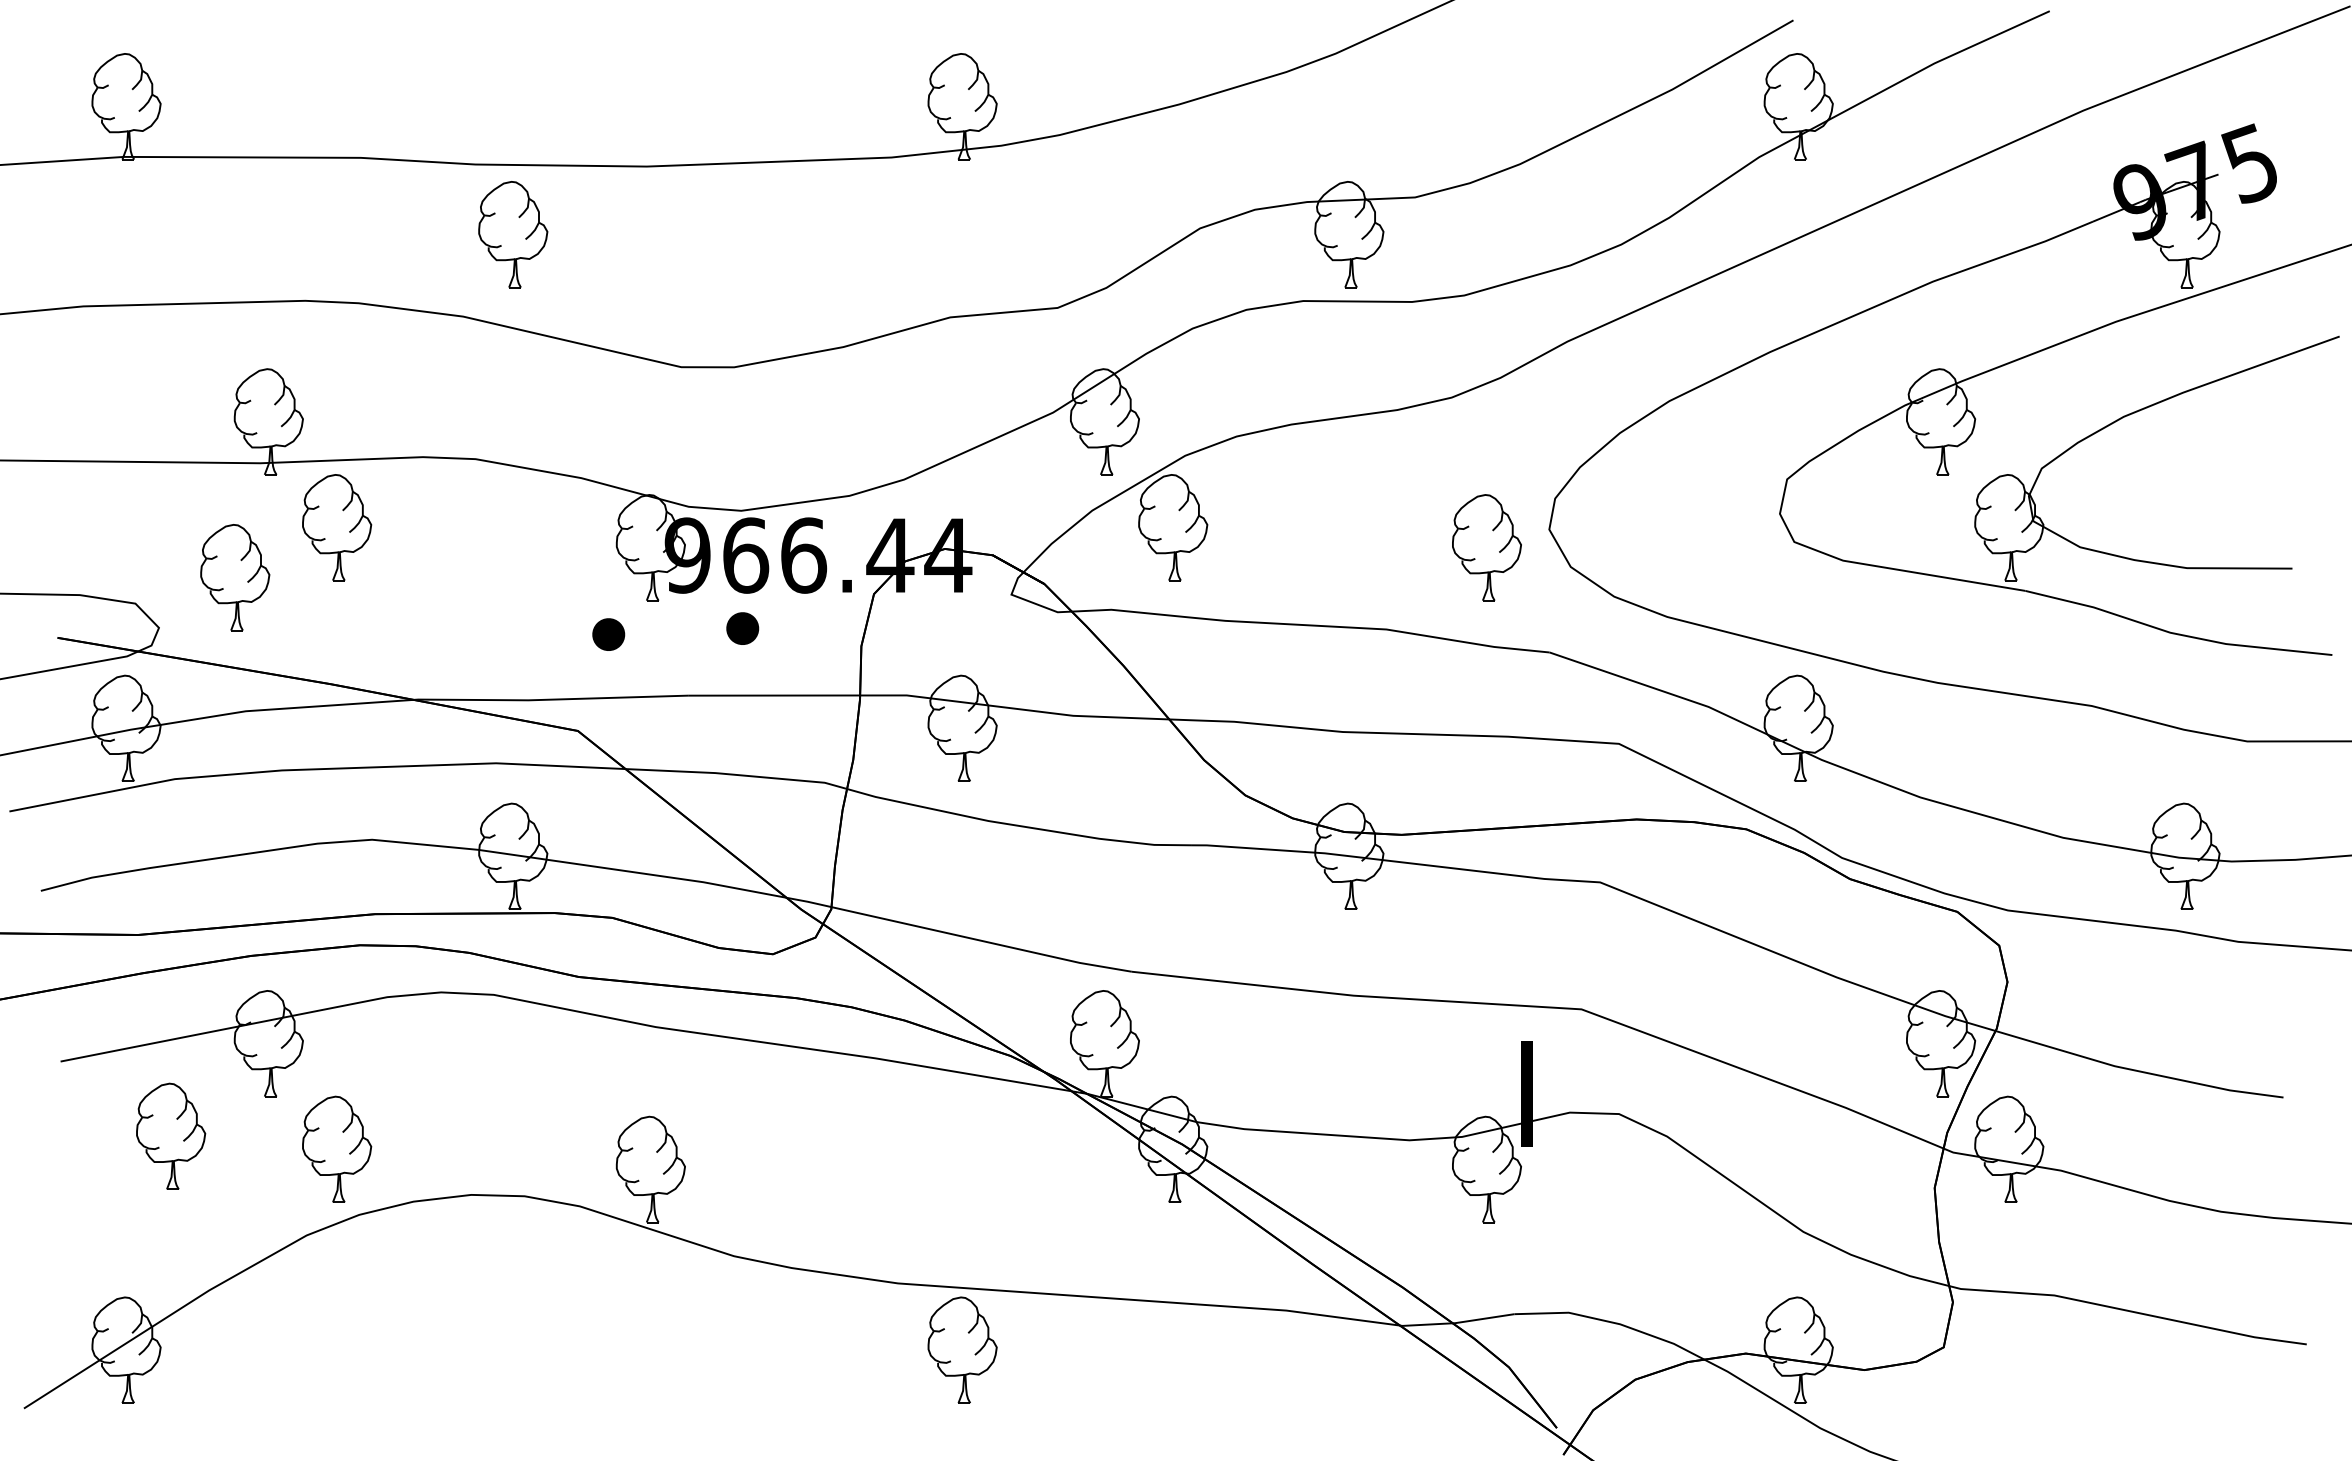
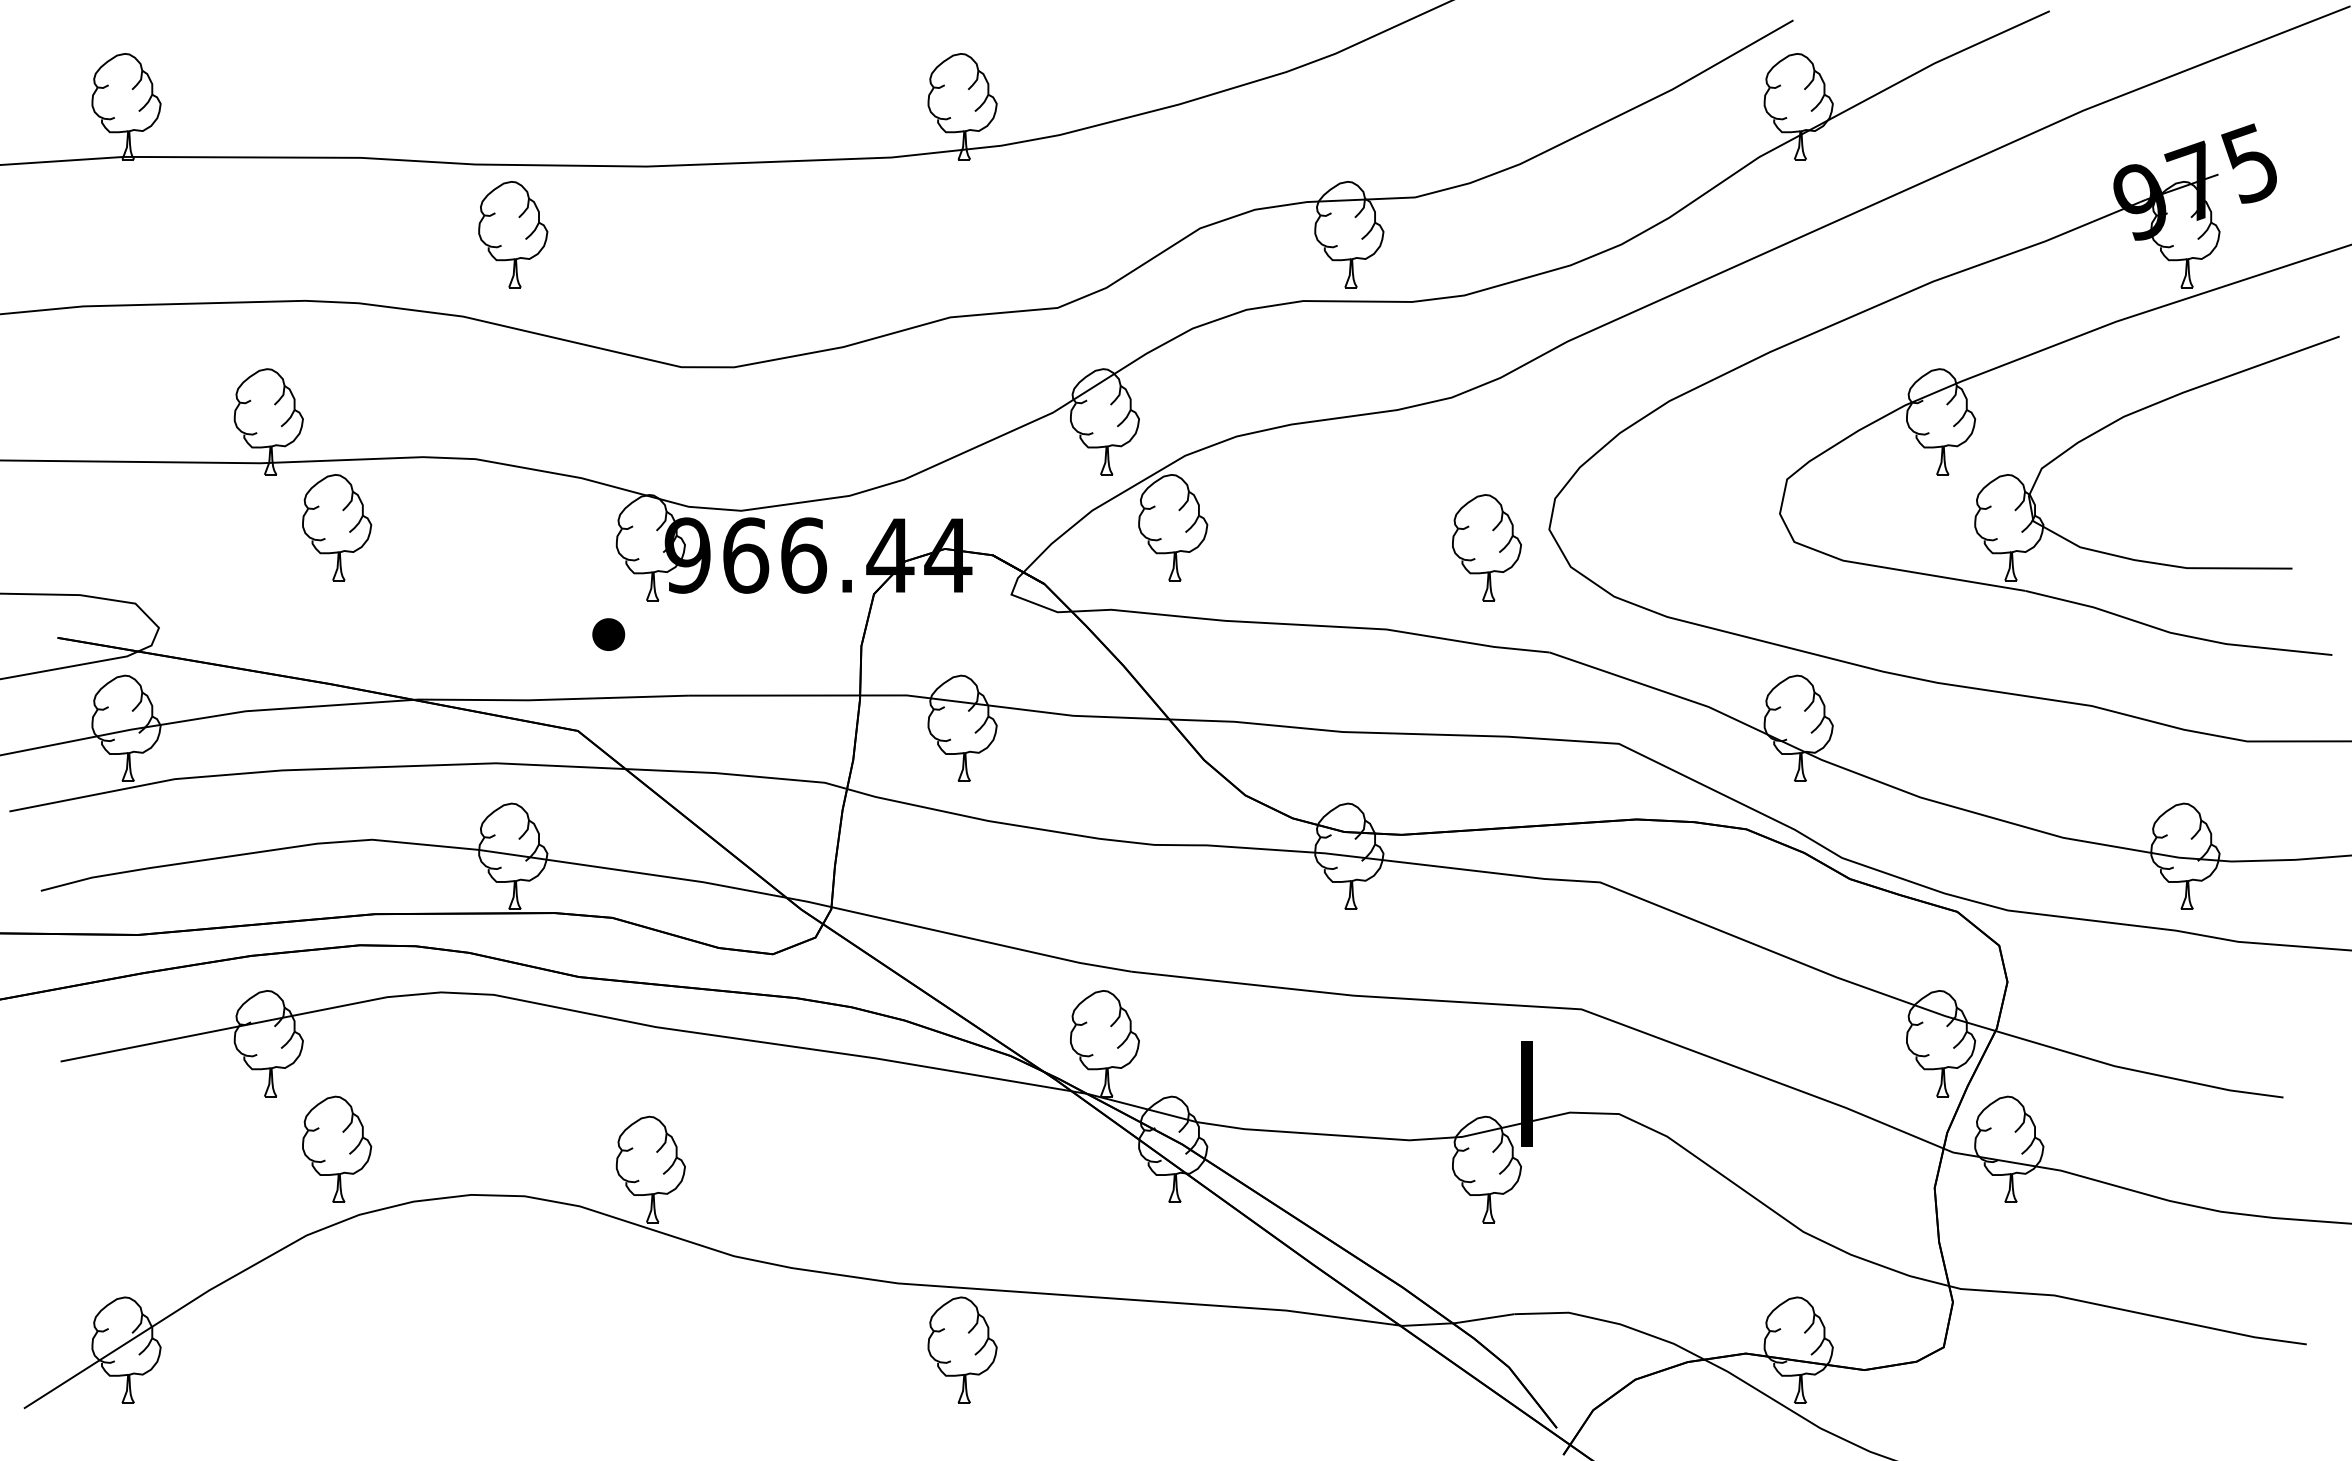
part: present -> none (235, 577)
part: present -> none (742, 628)
part: present -> none (171, 1135)
